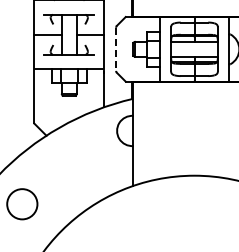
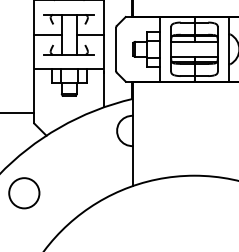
line: dashed -> solid (116, 49)
line: none -> present (18, 113)
circle position: (22, 204) -> (24, 193) (24, 193)
